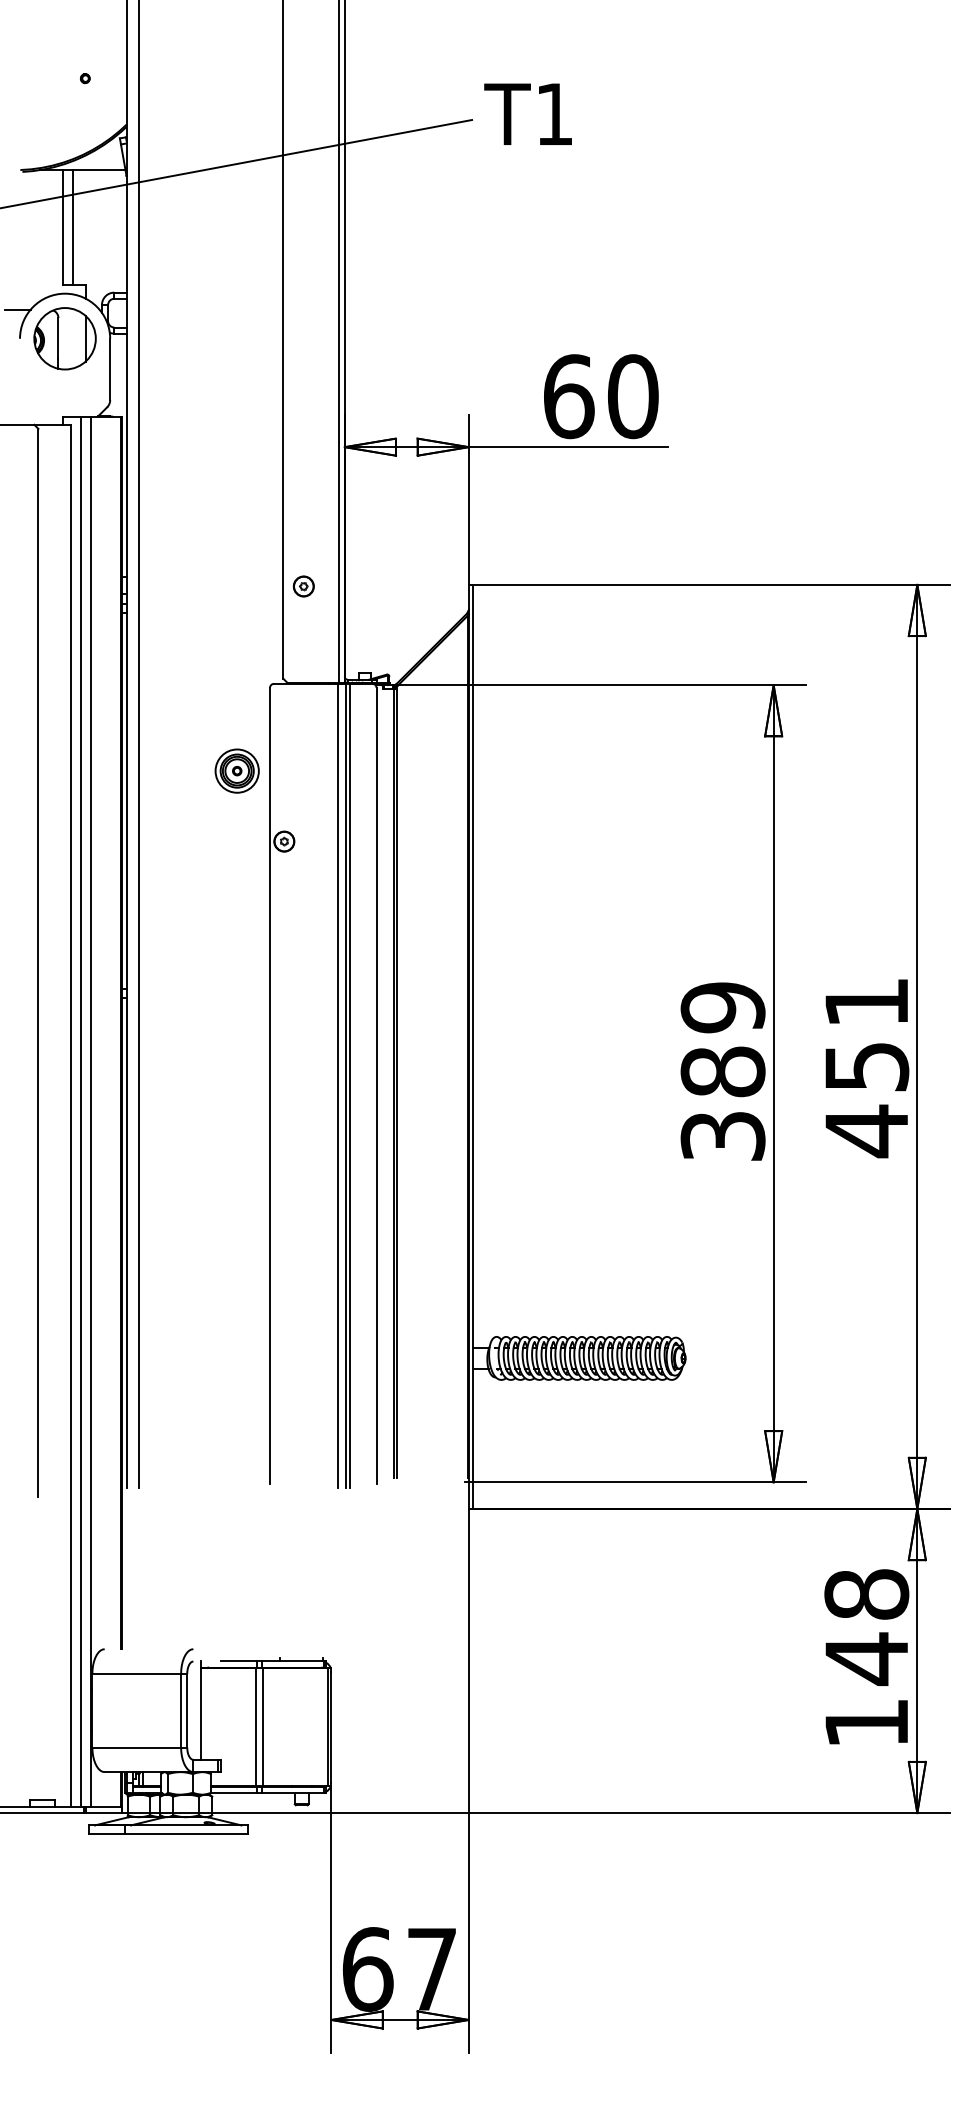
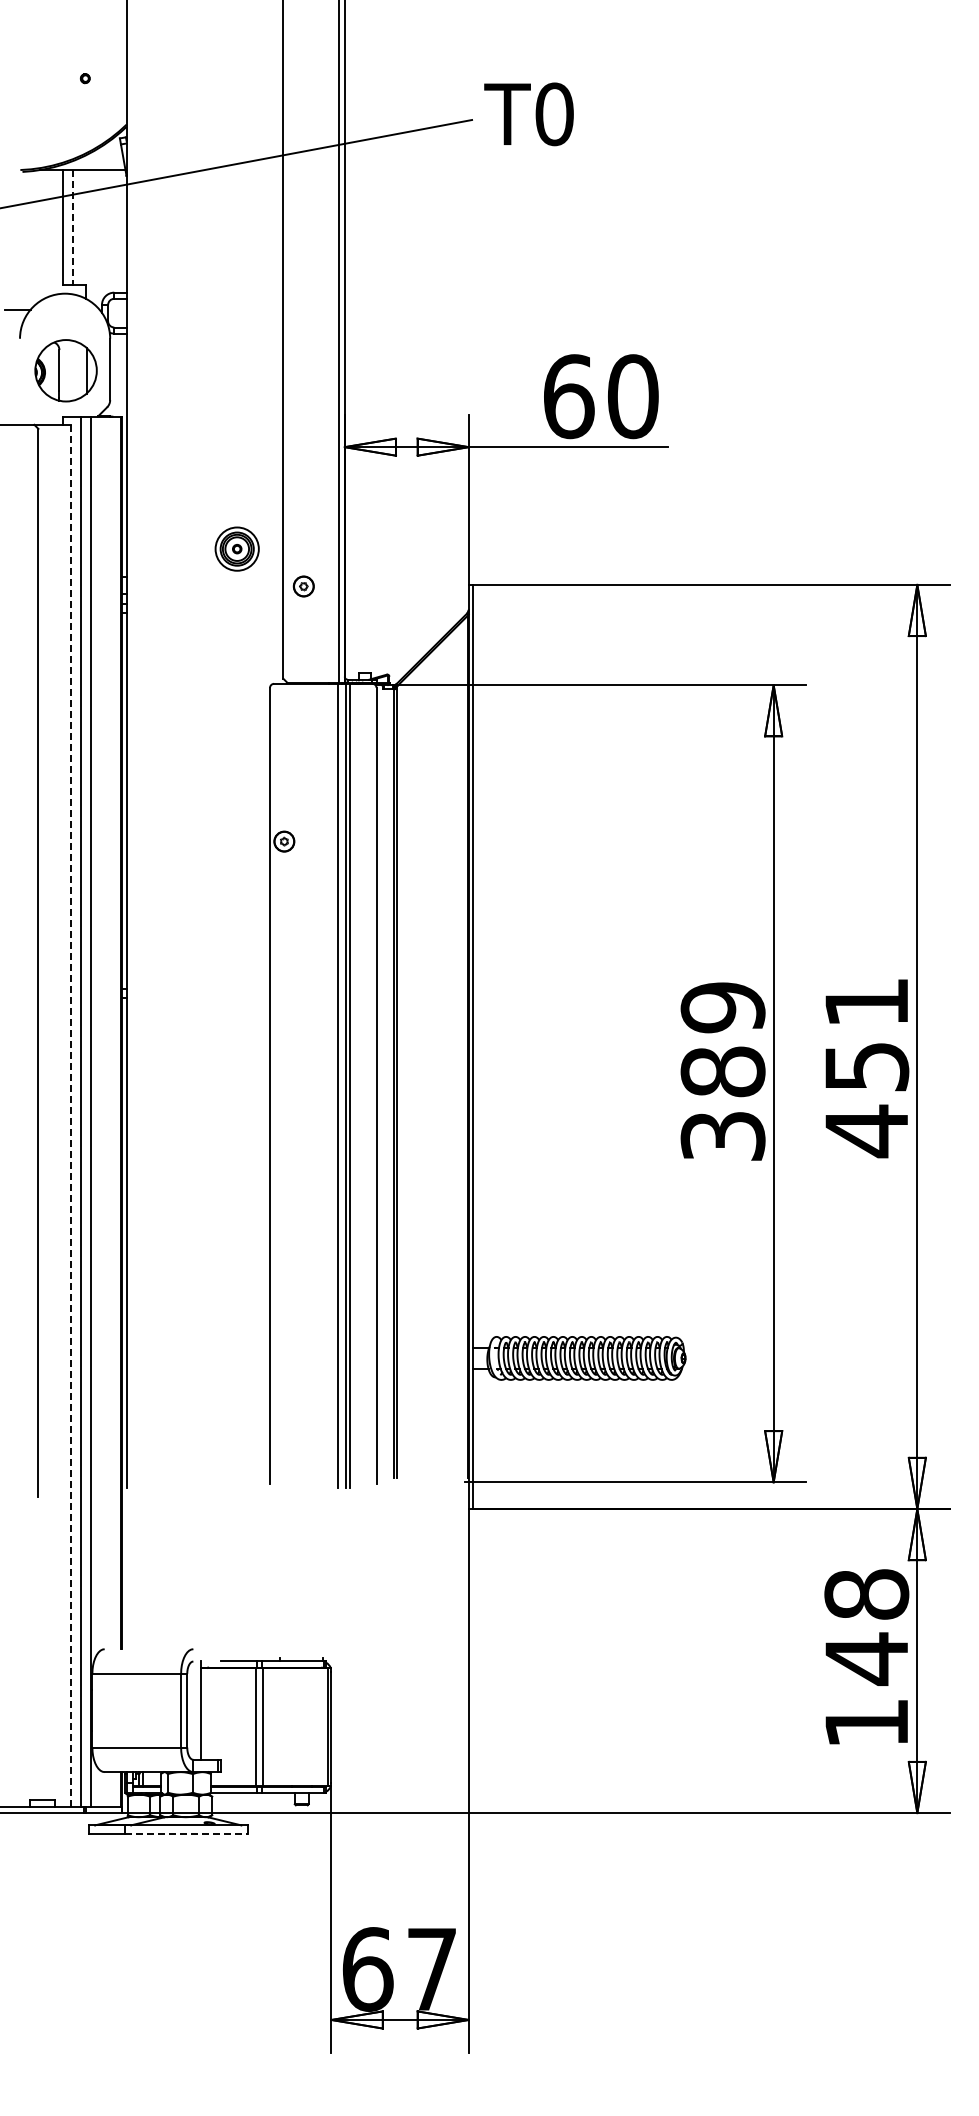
text: T1 -> T0 (554, 114)
line: solid -> dashed (73, 227)
part position: (64, 338) -> (65, 370) (65, 370)
line: present -> none (138, 744)
part position: (236, 770) -> (236, 548) (236, 548)
line: solid -> dashed (71, 1115)
line: solid -> dashed (186, 1833)
